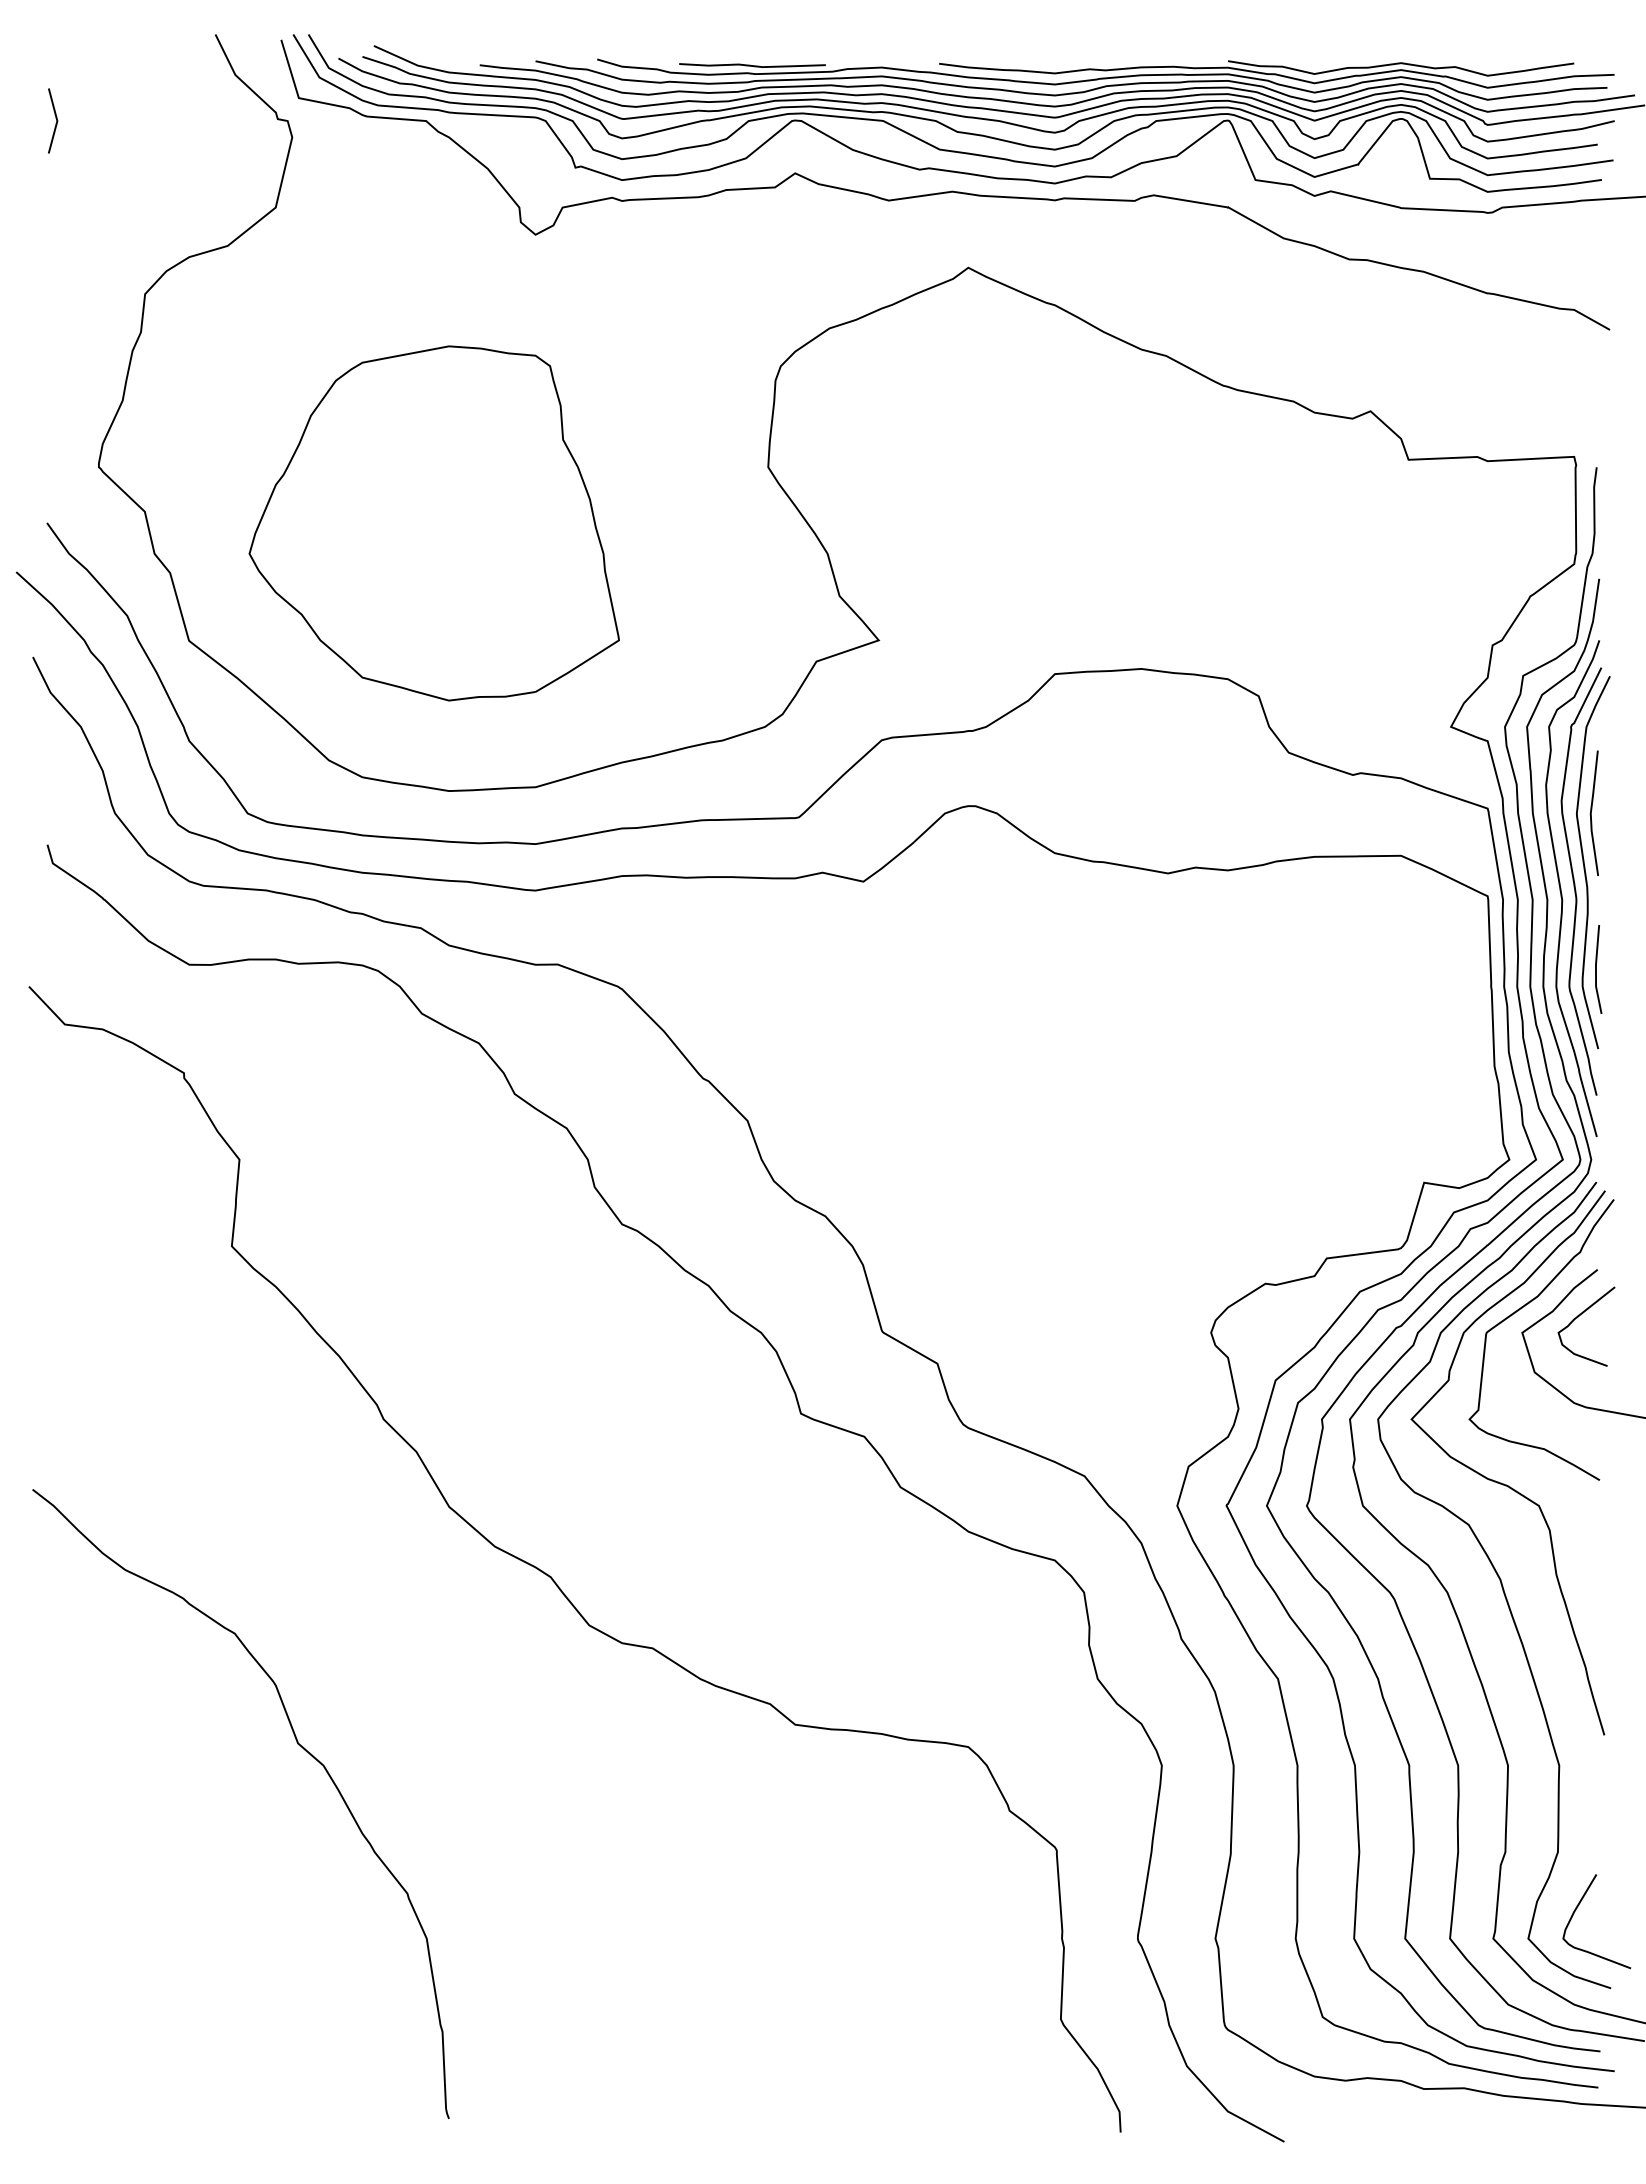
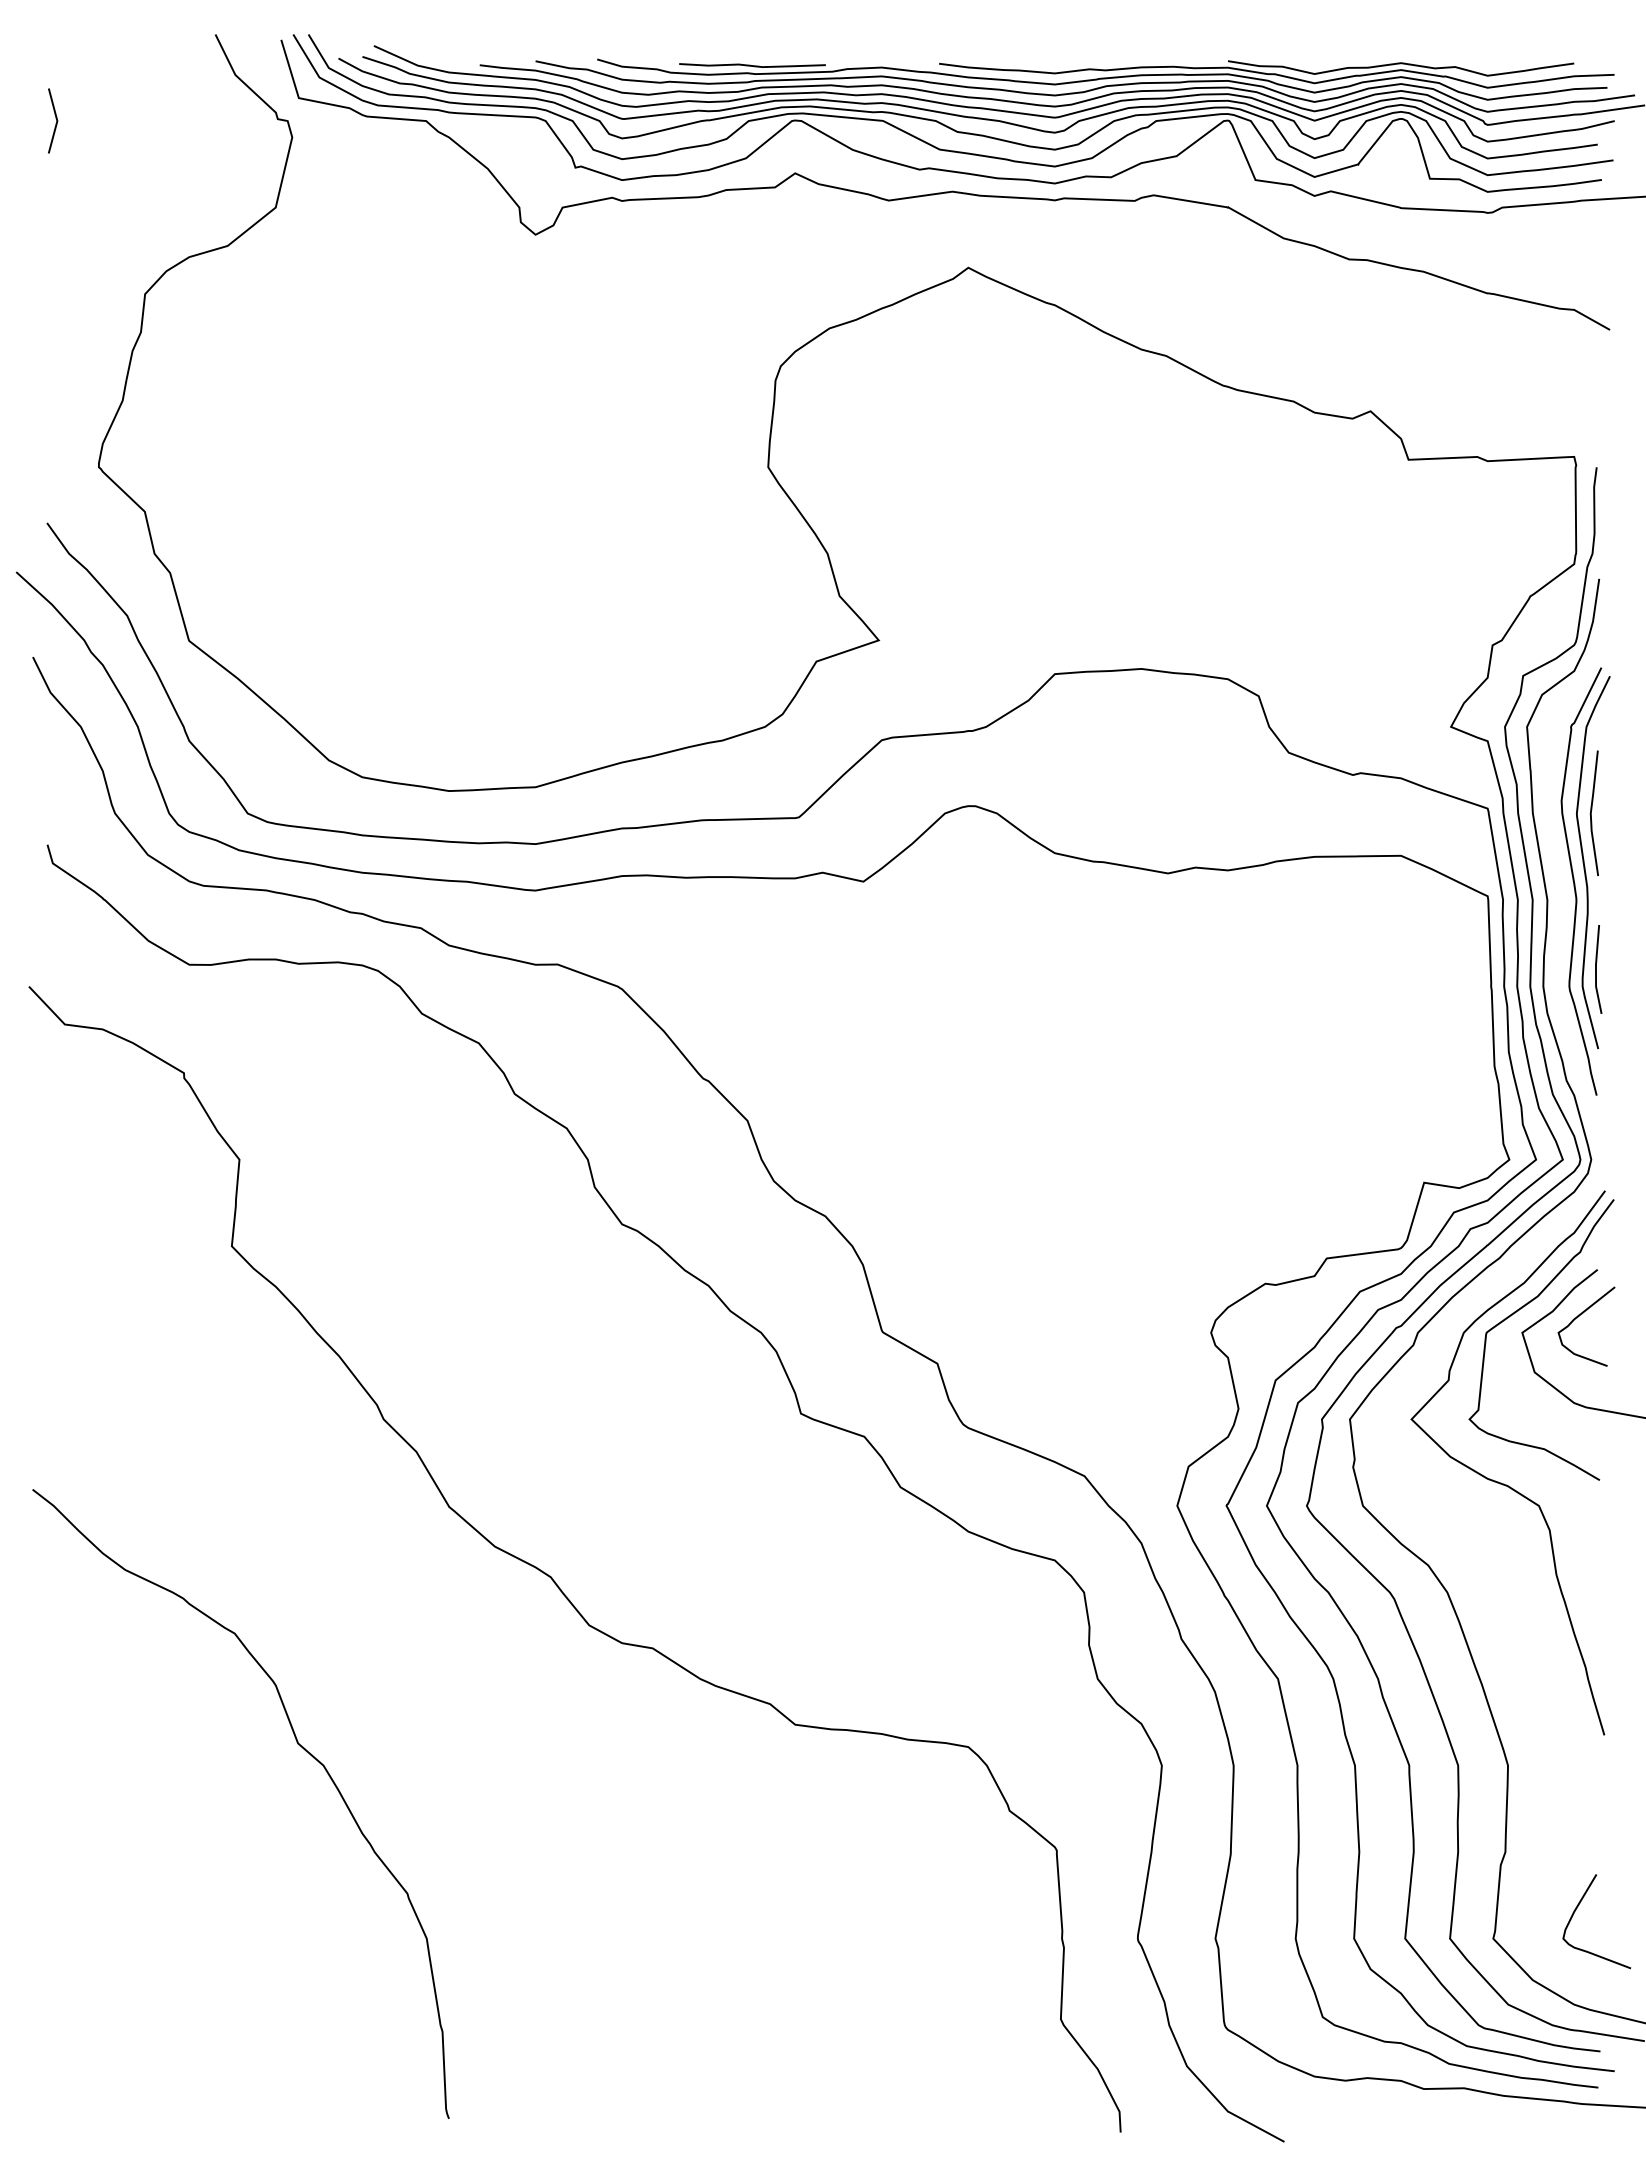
part: present -> none (433, 523)
curve: present -> none (1561, 888)
curve: present -> none (1500, 1584)
